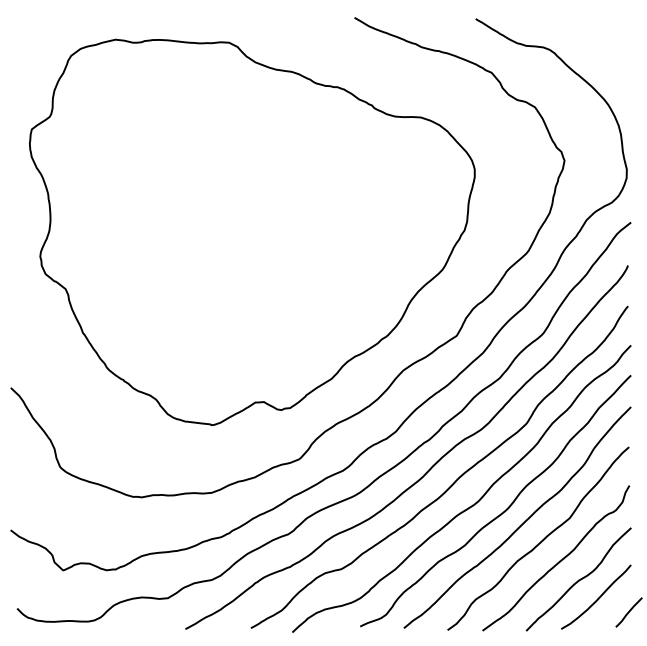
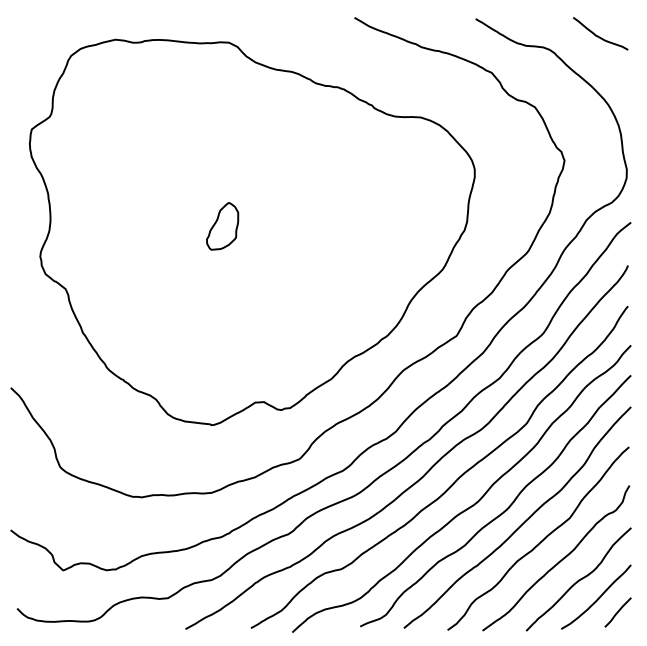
curve: none -> present (598, 35)
part: none -> present (222, 226)
line position: (628, 612) -> (617, 612) (617, 612)
